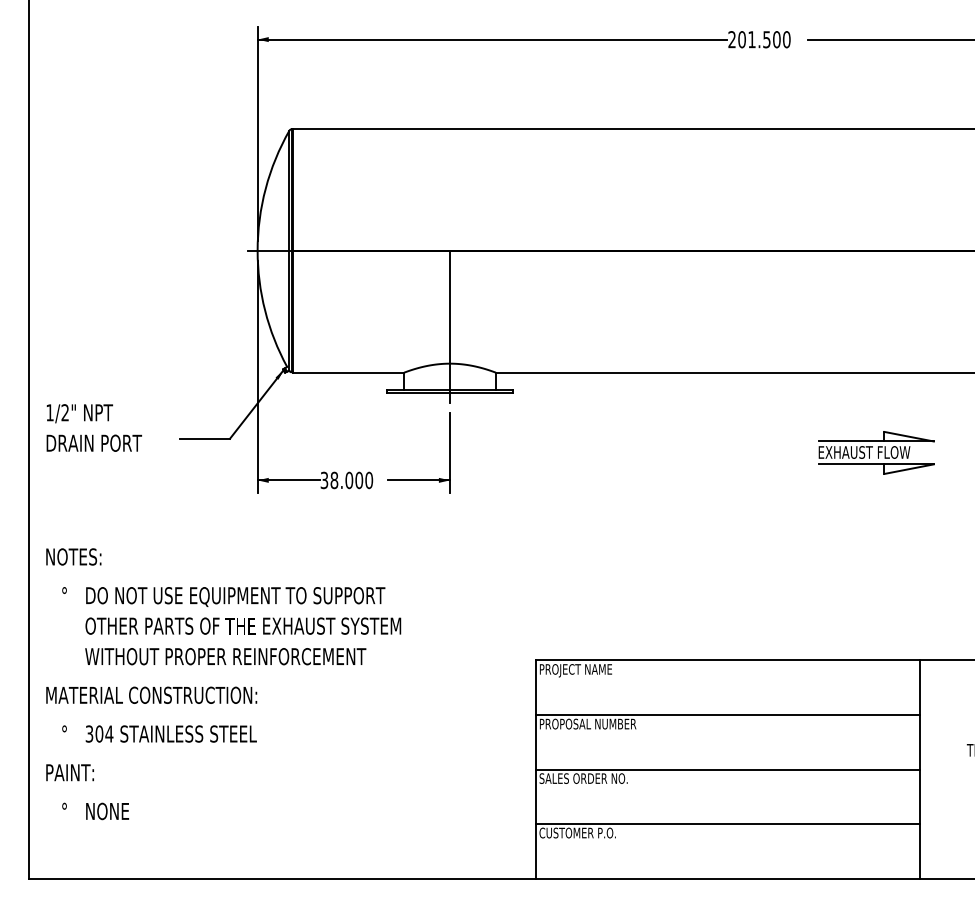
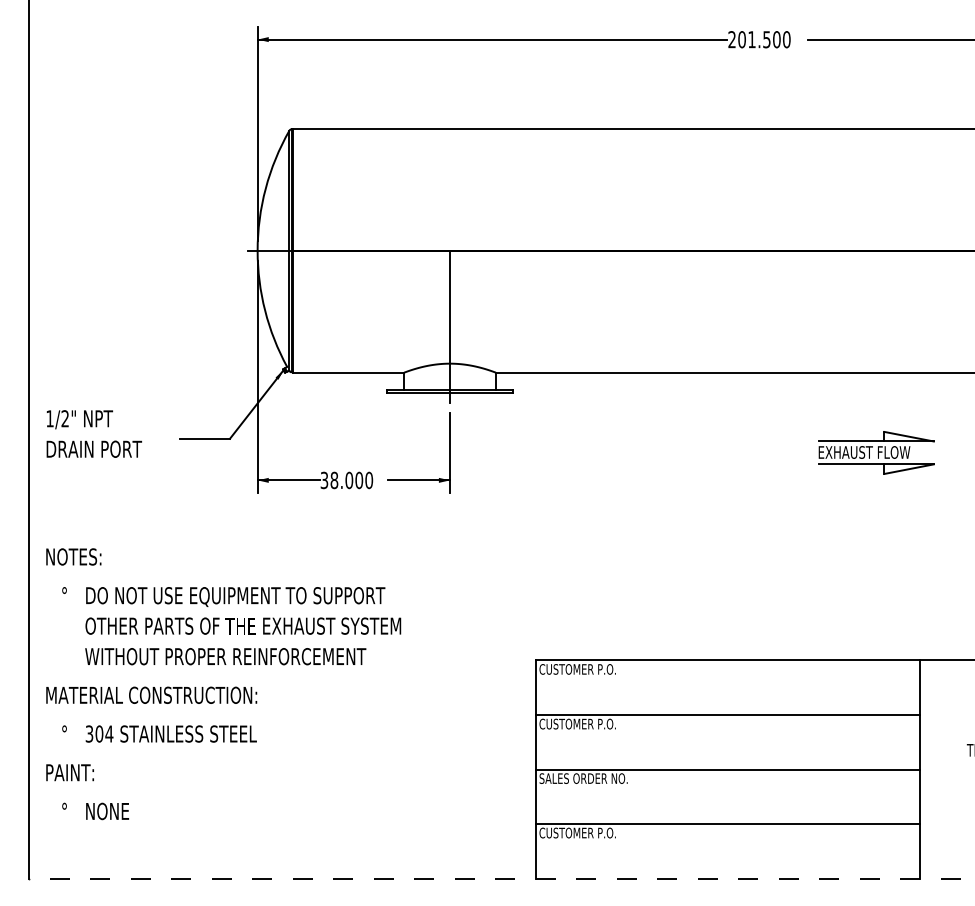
text position: (93, 427) -> (93, 433) (93, 433)
text: PROJECT NAME -> CUSTOMER P.O. (577, 670)
text: PROPOSAL NUMBER -> CUSTOMER P.O. (587, 723)
line: solid -> dashed (502, 879)
